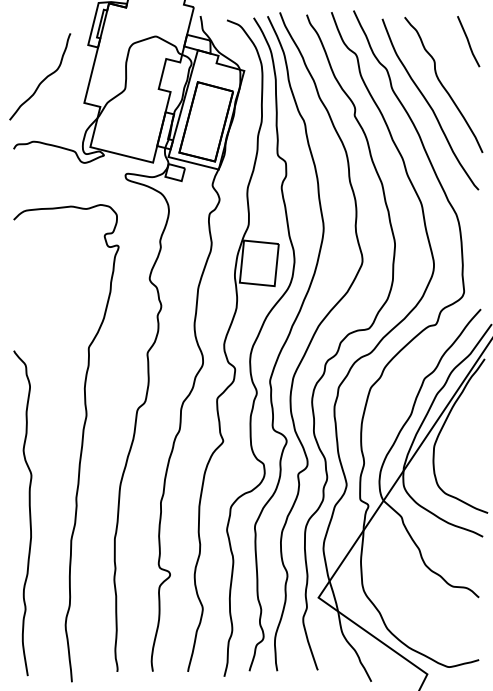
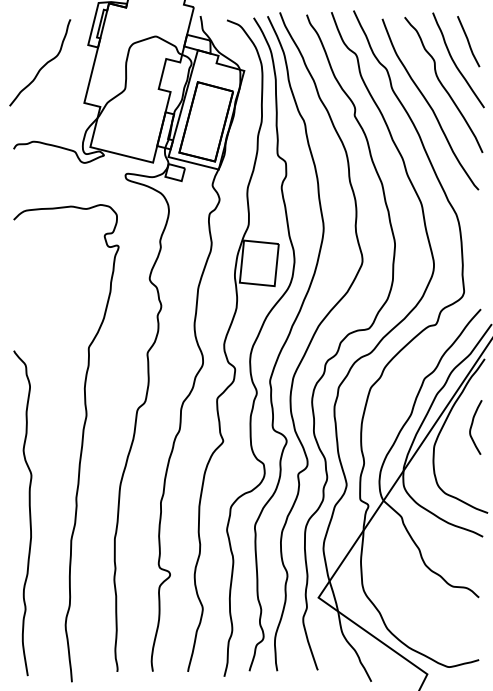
curve: none -> present (455, 62)
curve position: (43, 79) -> (43, 65) (43, 65)
curve: none -> present (472, 426)
